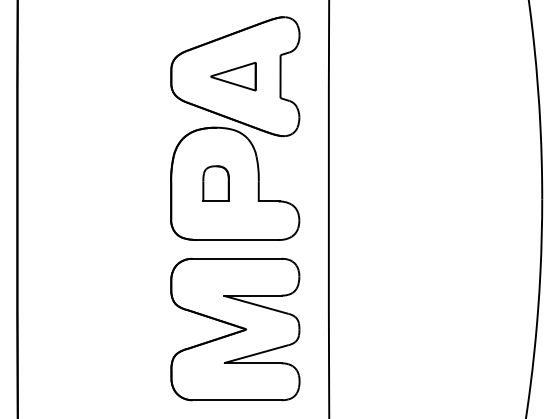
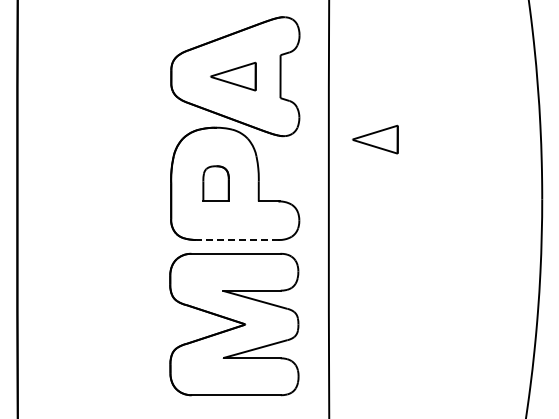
part: none -> present (375, 139)
line: solid -> dashed (237, 239)
part position: (235, 329) -> (234, 324) (234, 324)
